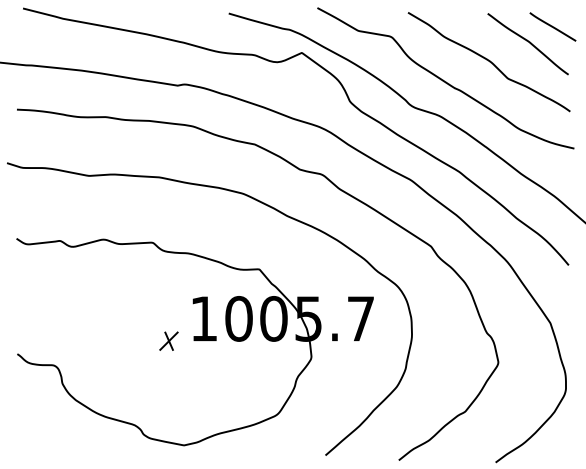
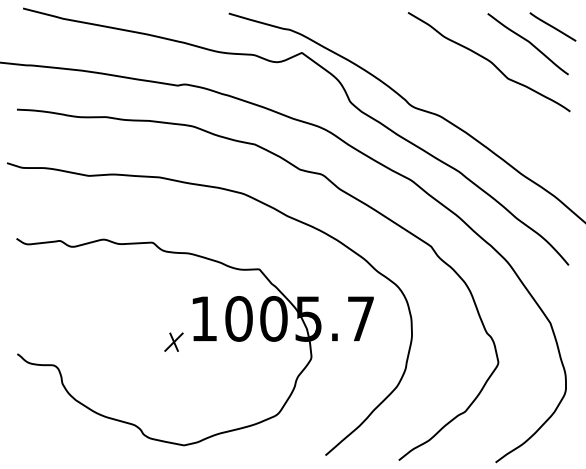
curve: present -> none (443, 79)
part position: (168, 340) -> (173, 341) (173, 341)
